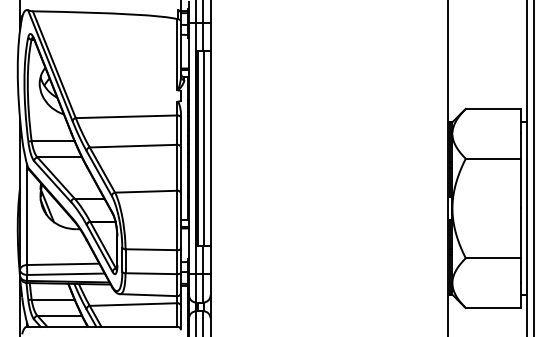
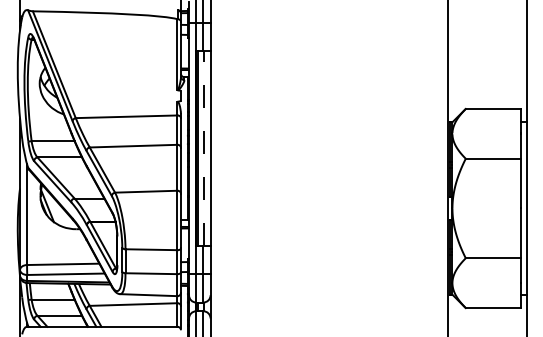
line: solid -> dashed (203, 148)
line: present -> none (534, 167)
